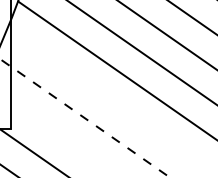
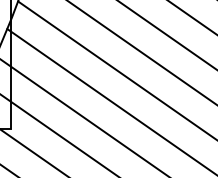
line: none -> present (110, 101)
line: dashed -> solid (85, 118)
line: none -> present (58, 134)
